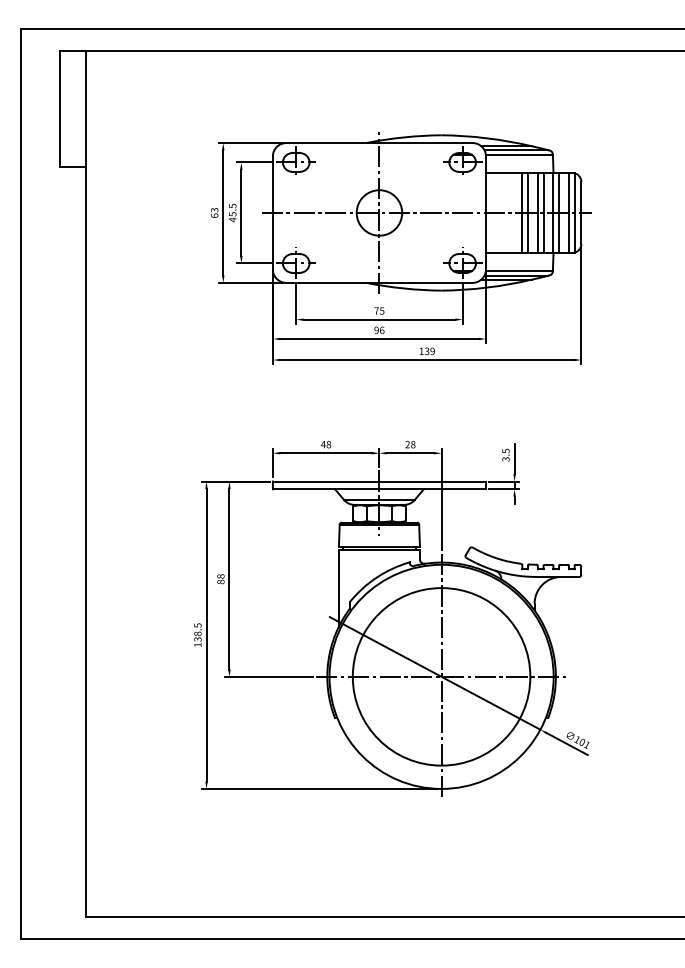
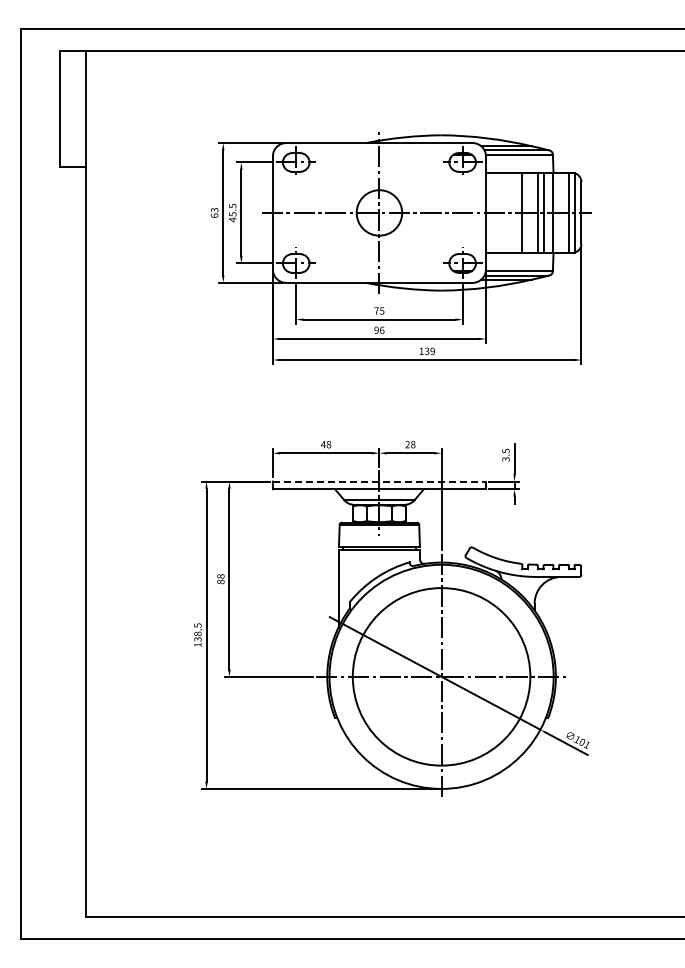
line: present -> none (527, 212)
line: present -> none (559, 212)
line: solid -> dashed (379, 481)
